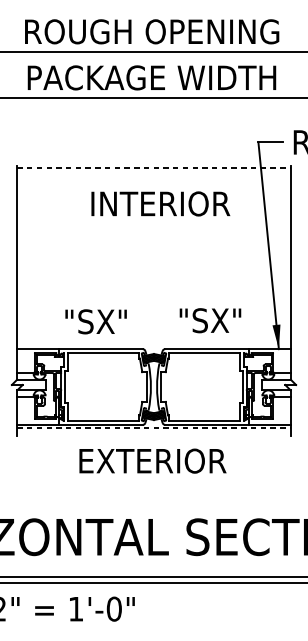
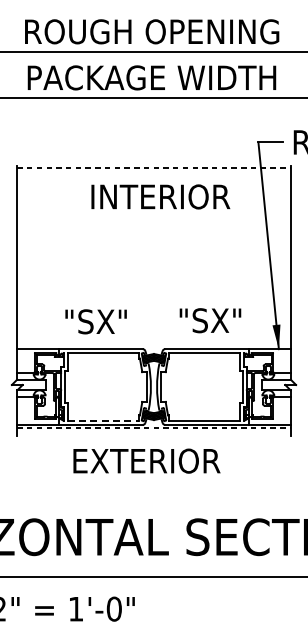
text position: (160, 203) -> (160, 196) (160, 196)
line: solid -> dashed (103, 420)
text position: (152, 460) -> (146, 460) (146, 460)
line: present -> none (153, 582)
